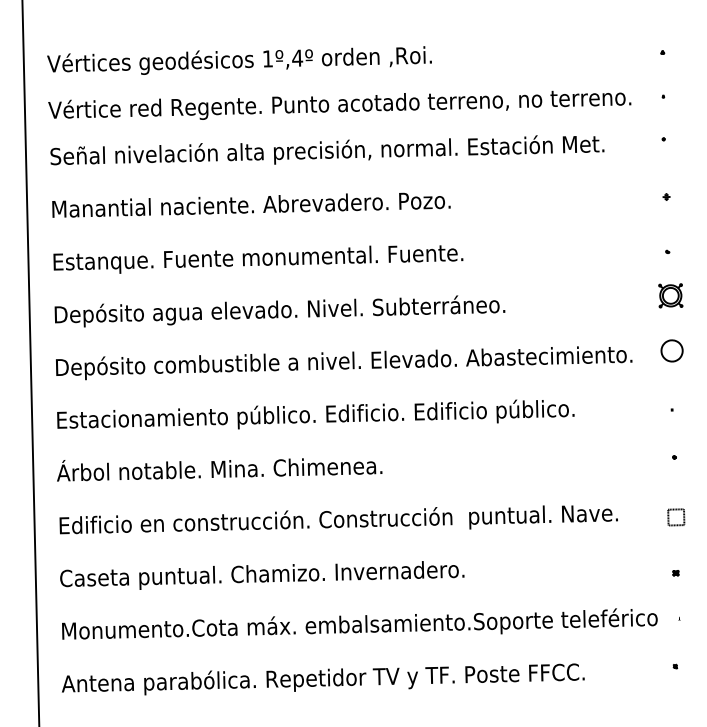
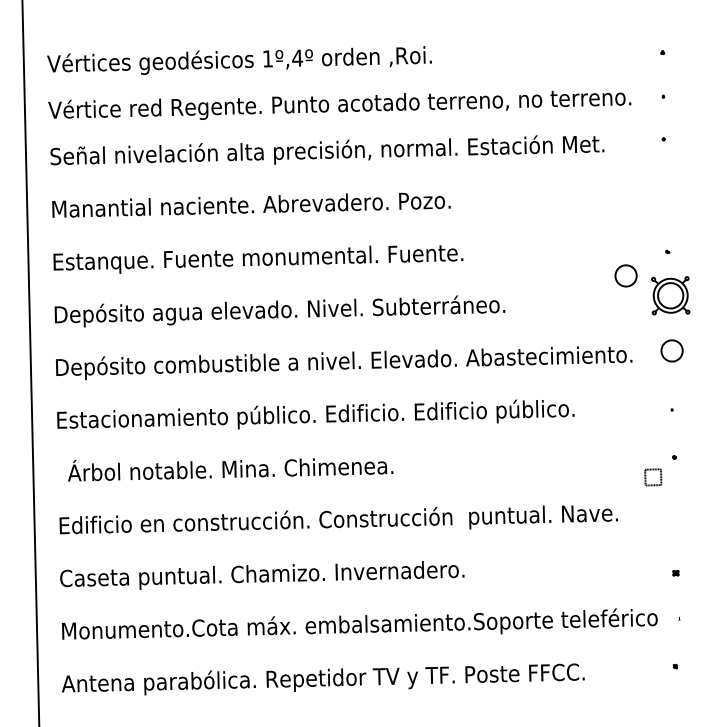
part: present -> none (666, 196)
part: none -> present (625, 275)
part size: 26x26 px -> 40x40 px (670, 295)
text position: (219, 469) -> (230, 469) (230, 469)
part position: (676, 517) -> (653, 477) (653, 477)
